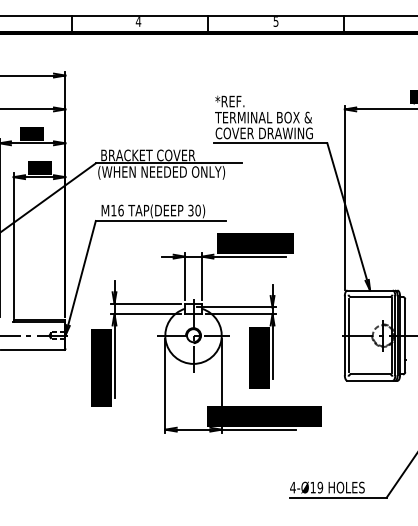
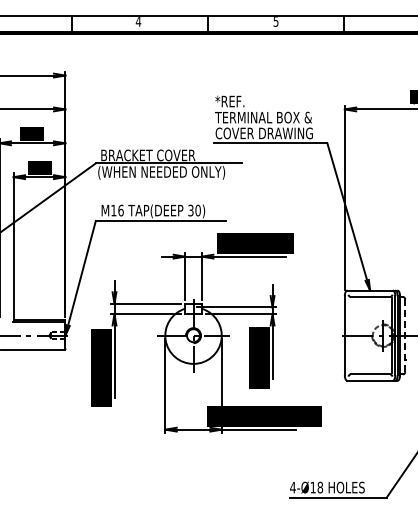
line: present -> none (348, 335)
line: solid -> dashed (405, 336)
text: 4-Ø19 -> 4-Ø18 (320, 487)
